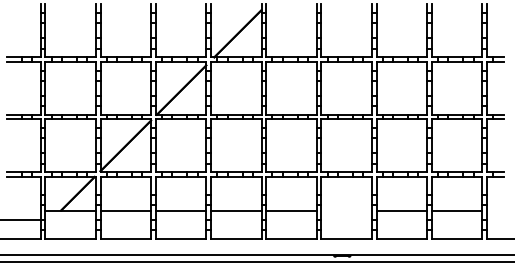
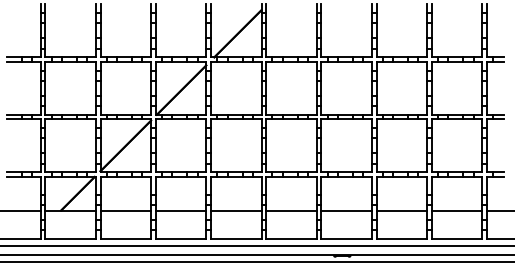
line: none -> present (346, 210)
line: none -> present (498, 210)
line position: (21, 219) -> (21, 210) (21, 210)
line: none -> present (256, 245)
